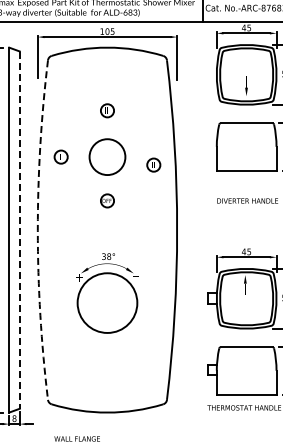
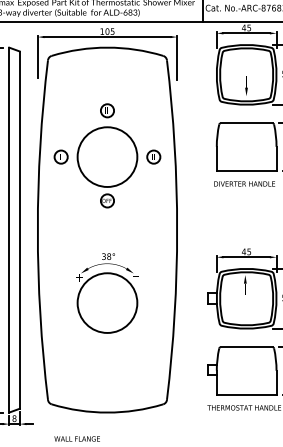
circle diameter: 36 px -> 60 px (107, 156)
part position: (153, 164) -> (153, 156) (153, 156)
text position: (247, 200) -> (244, 183) (244, 183)
line: dashed -> solid (19, 230)
arc: dashed -> solid (37, 230)
